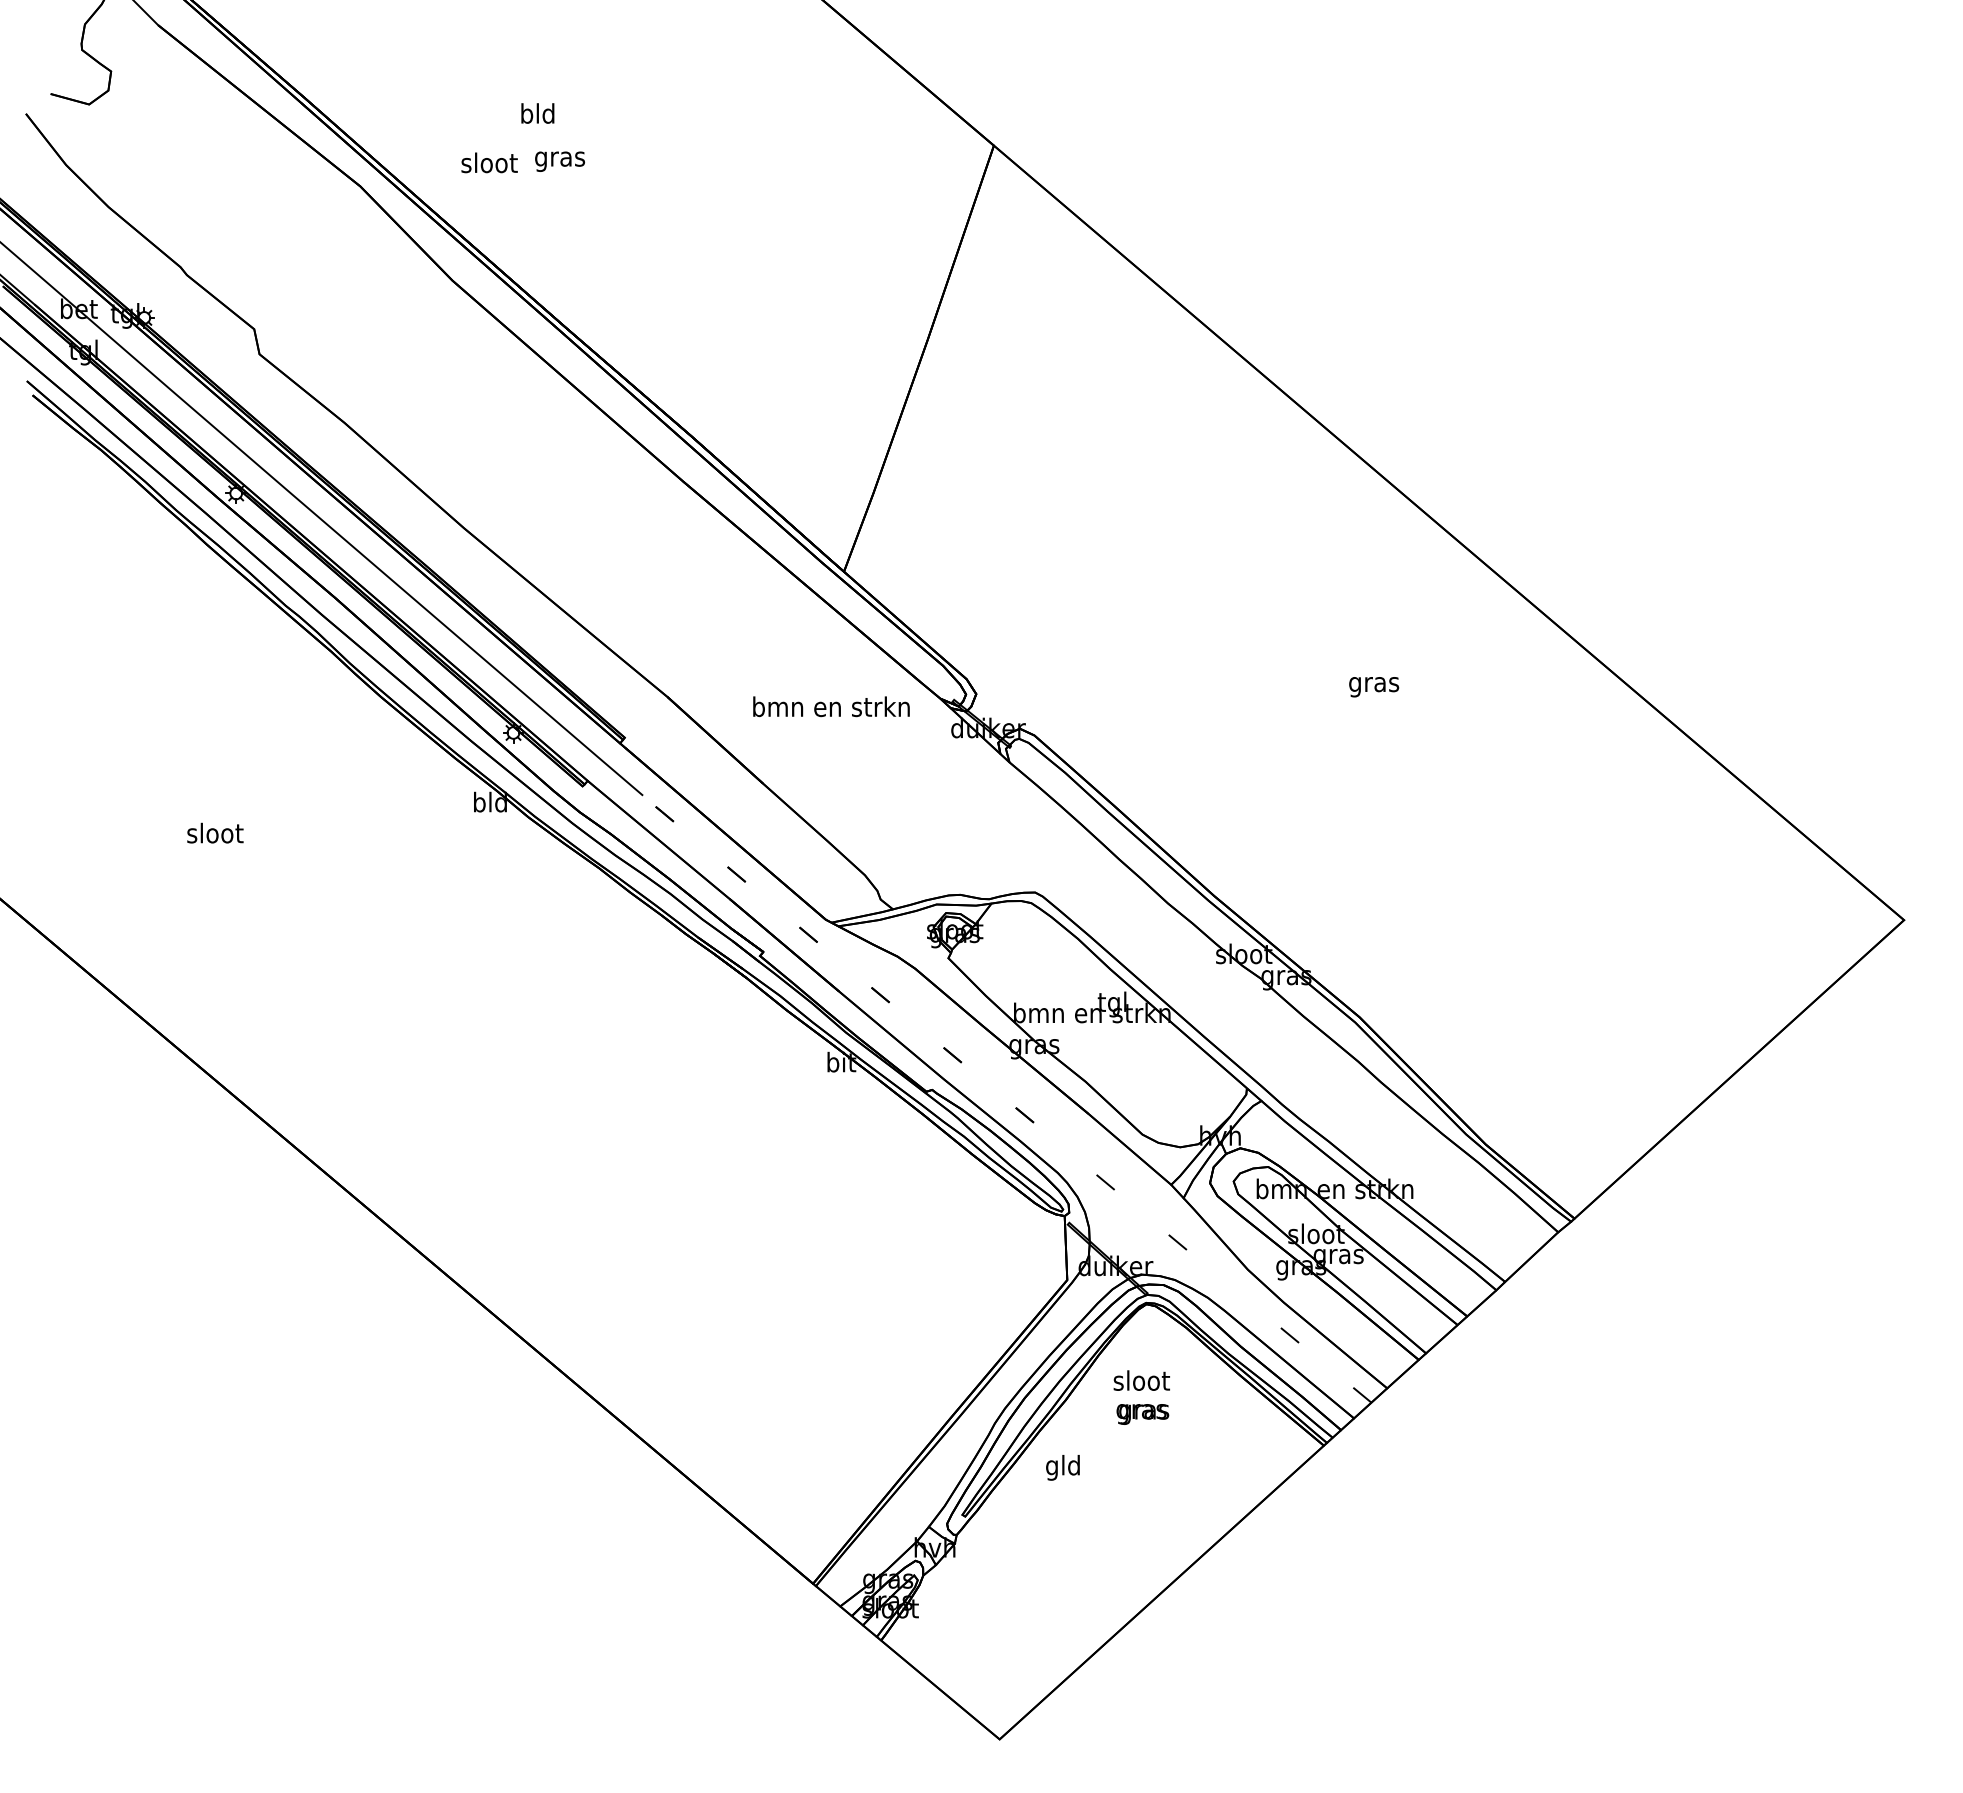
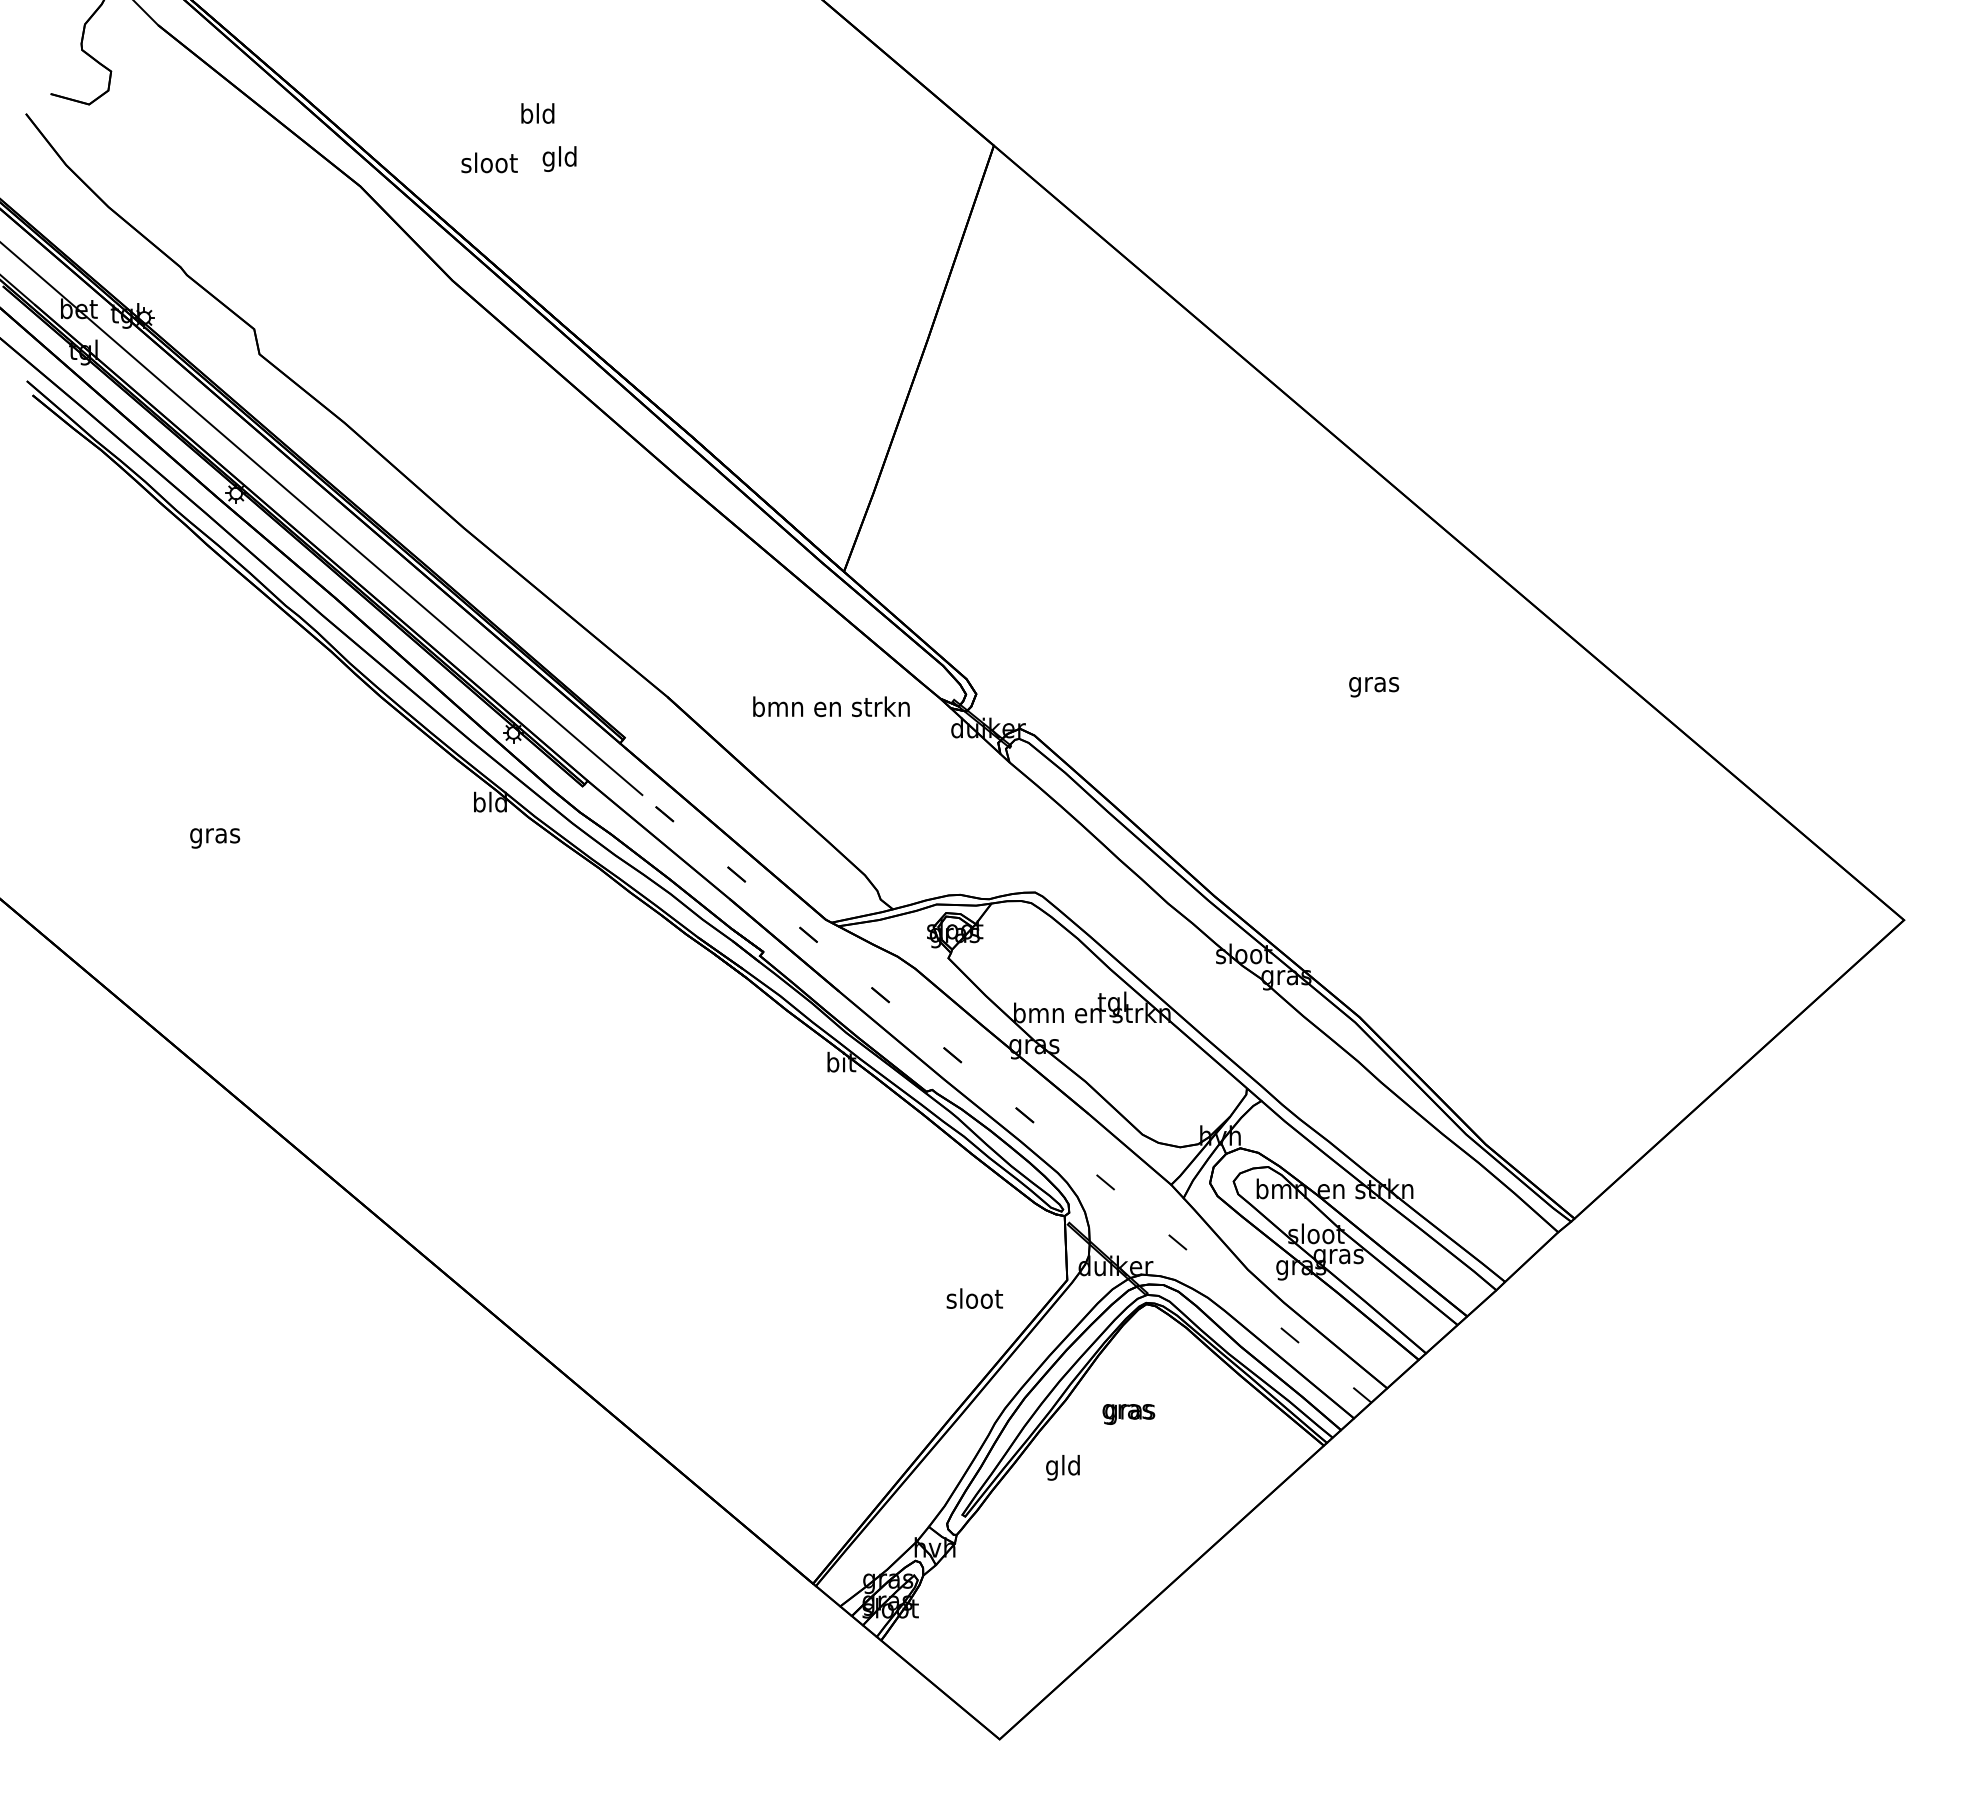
text: gras -> gld (560, 158)
text: sloot -> gras (215, 835)
text position: (1141, 1380) -> (974, 1298) (974, 1298)
text position: (1142, 1414) -> (1128, 1414) (1128, 1414)
